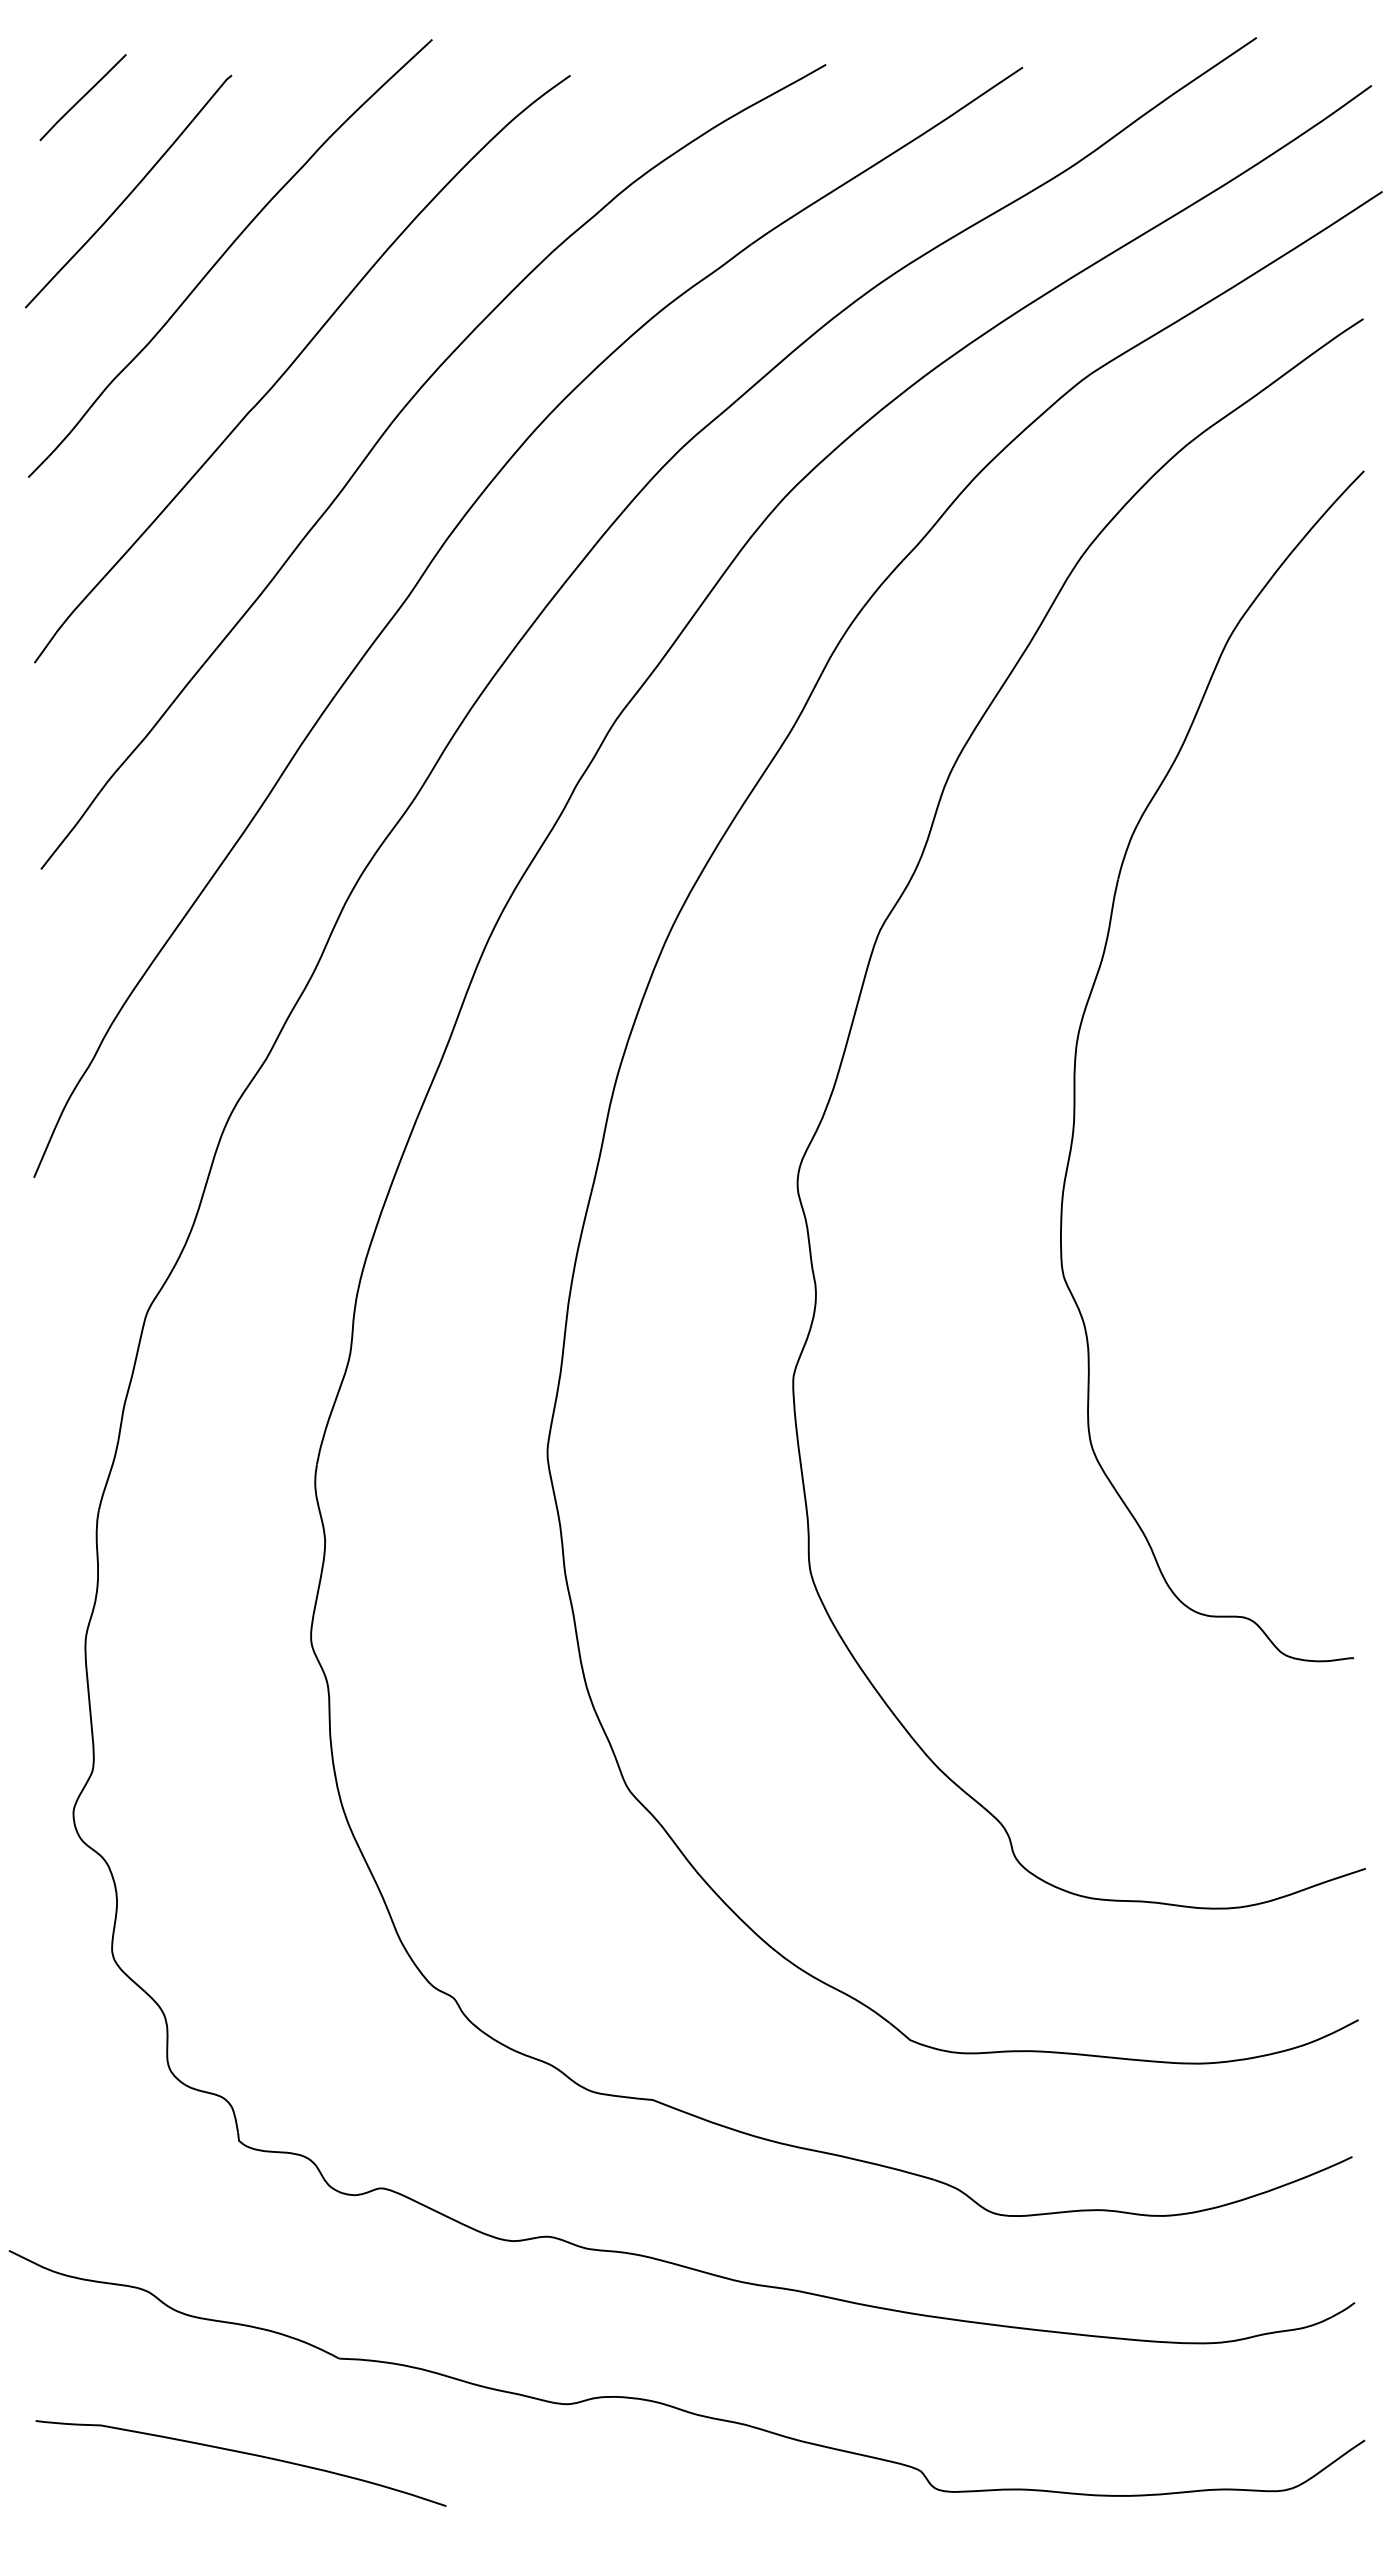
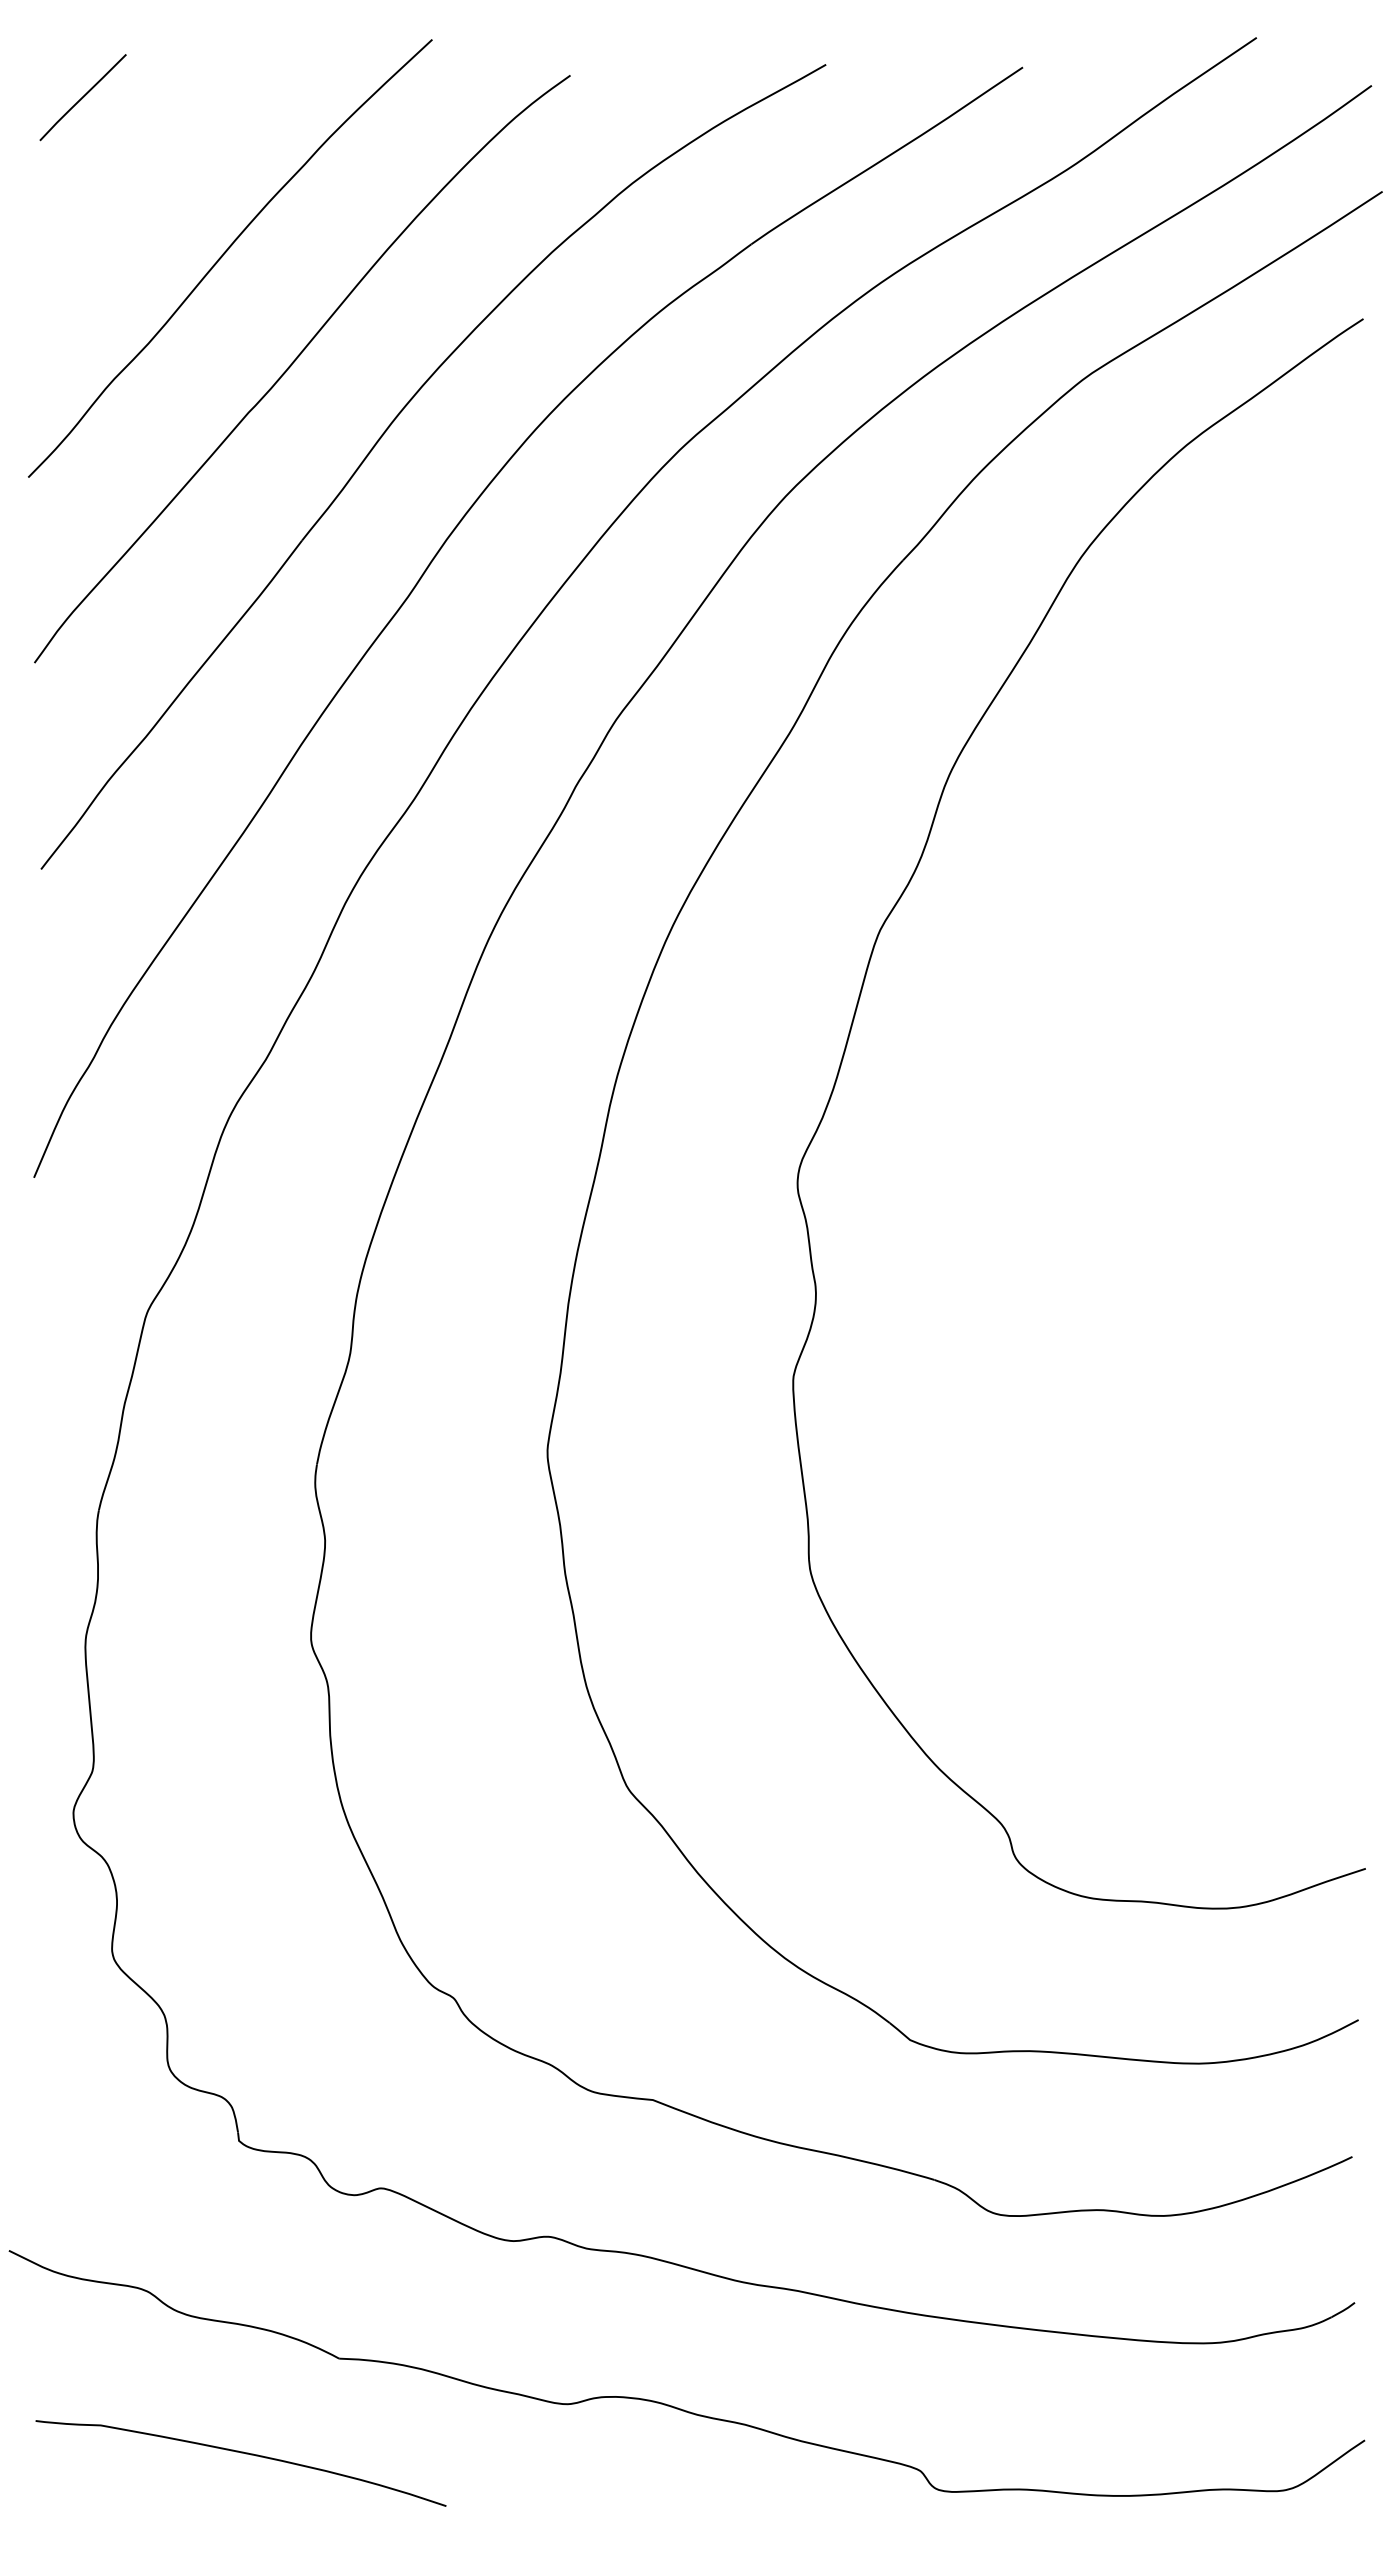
curve: present -> none (130, 192)
part: present -> none (1076, 1060)
